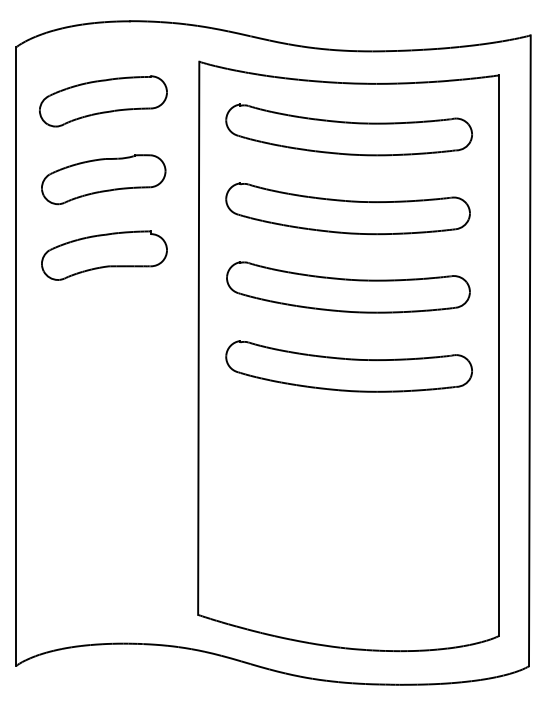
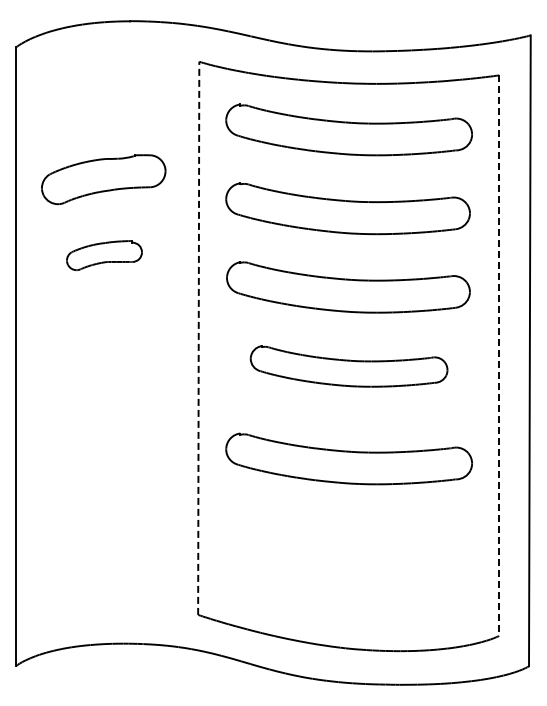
part: present -> none (103, 101)
part size: 127x51 px -> 77x32 px (104, 255)
line: solid -> dashed (198, 338)
line: solid -> dashed (499, 356)
part size: 248x53 px -> 200x43 px (348, 366)
part: none -> present (348, 458)
